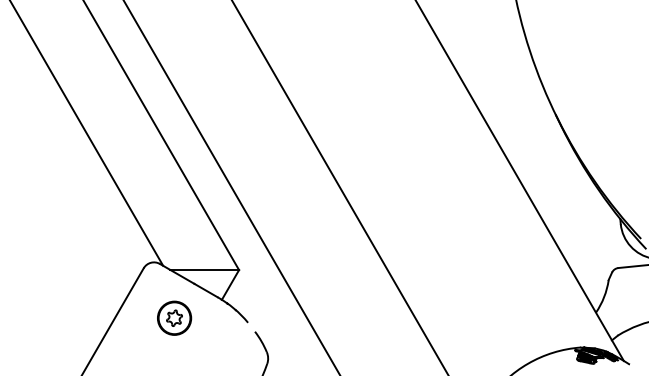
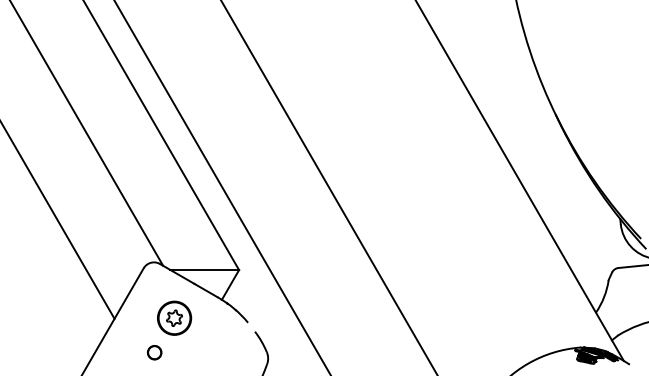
line position: (231, 187) -> (222, 187) (222, 187)
line position: (339, 187) -> (328, 187) (328, 187)
line: none -> present (58, 220)
circle: none -> present (154, 352)
